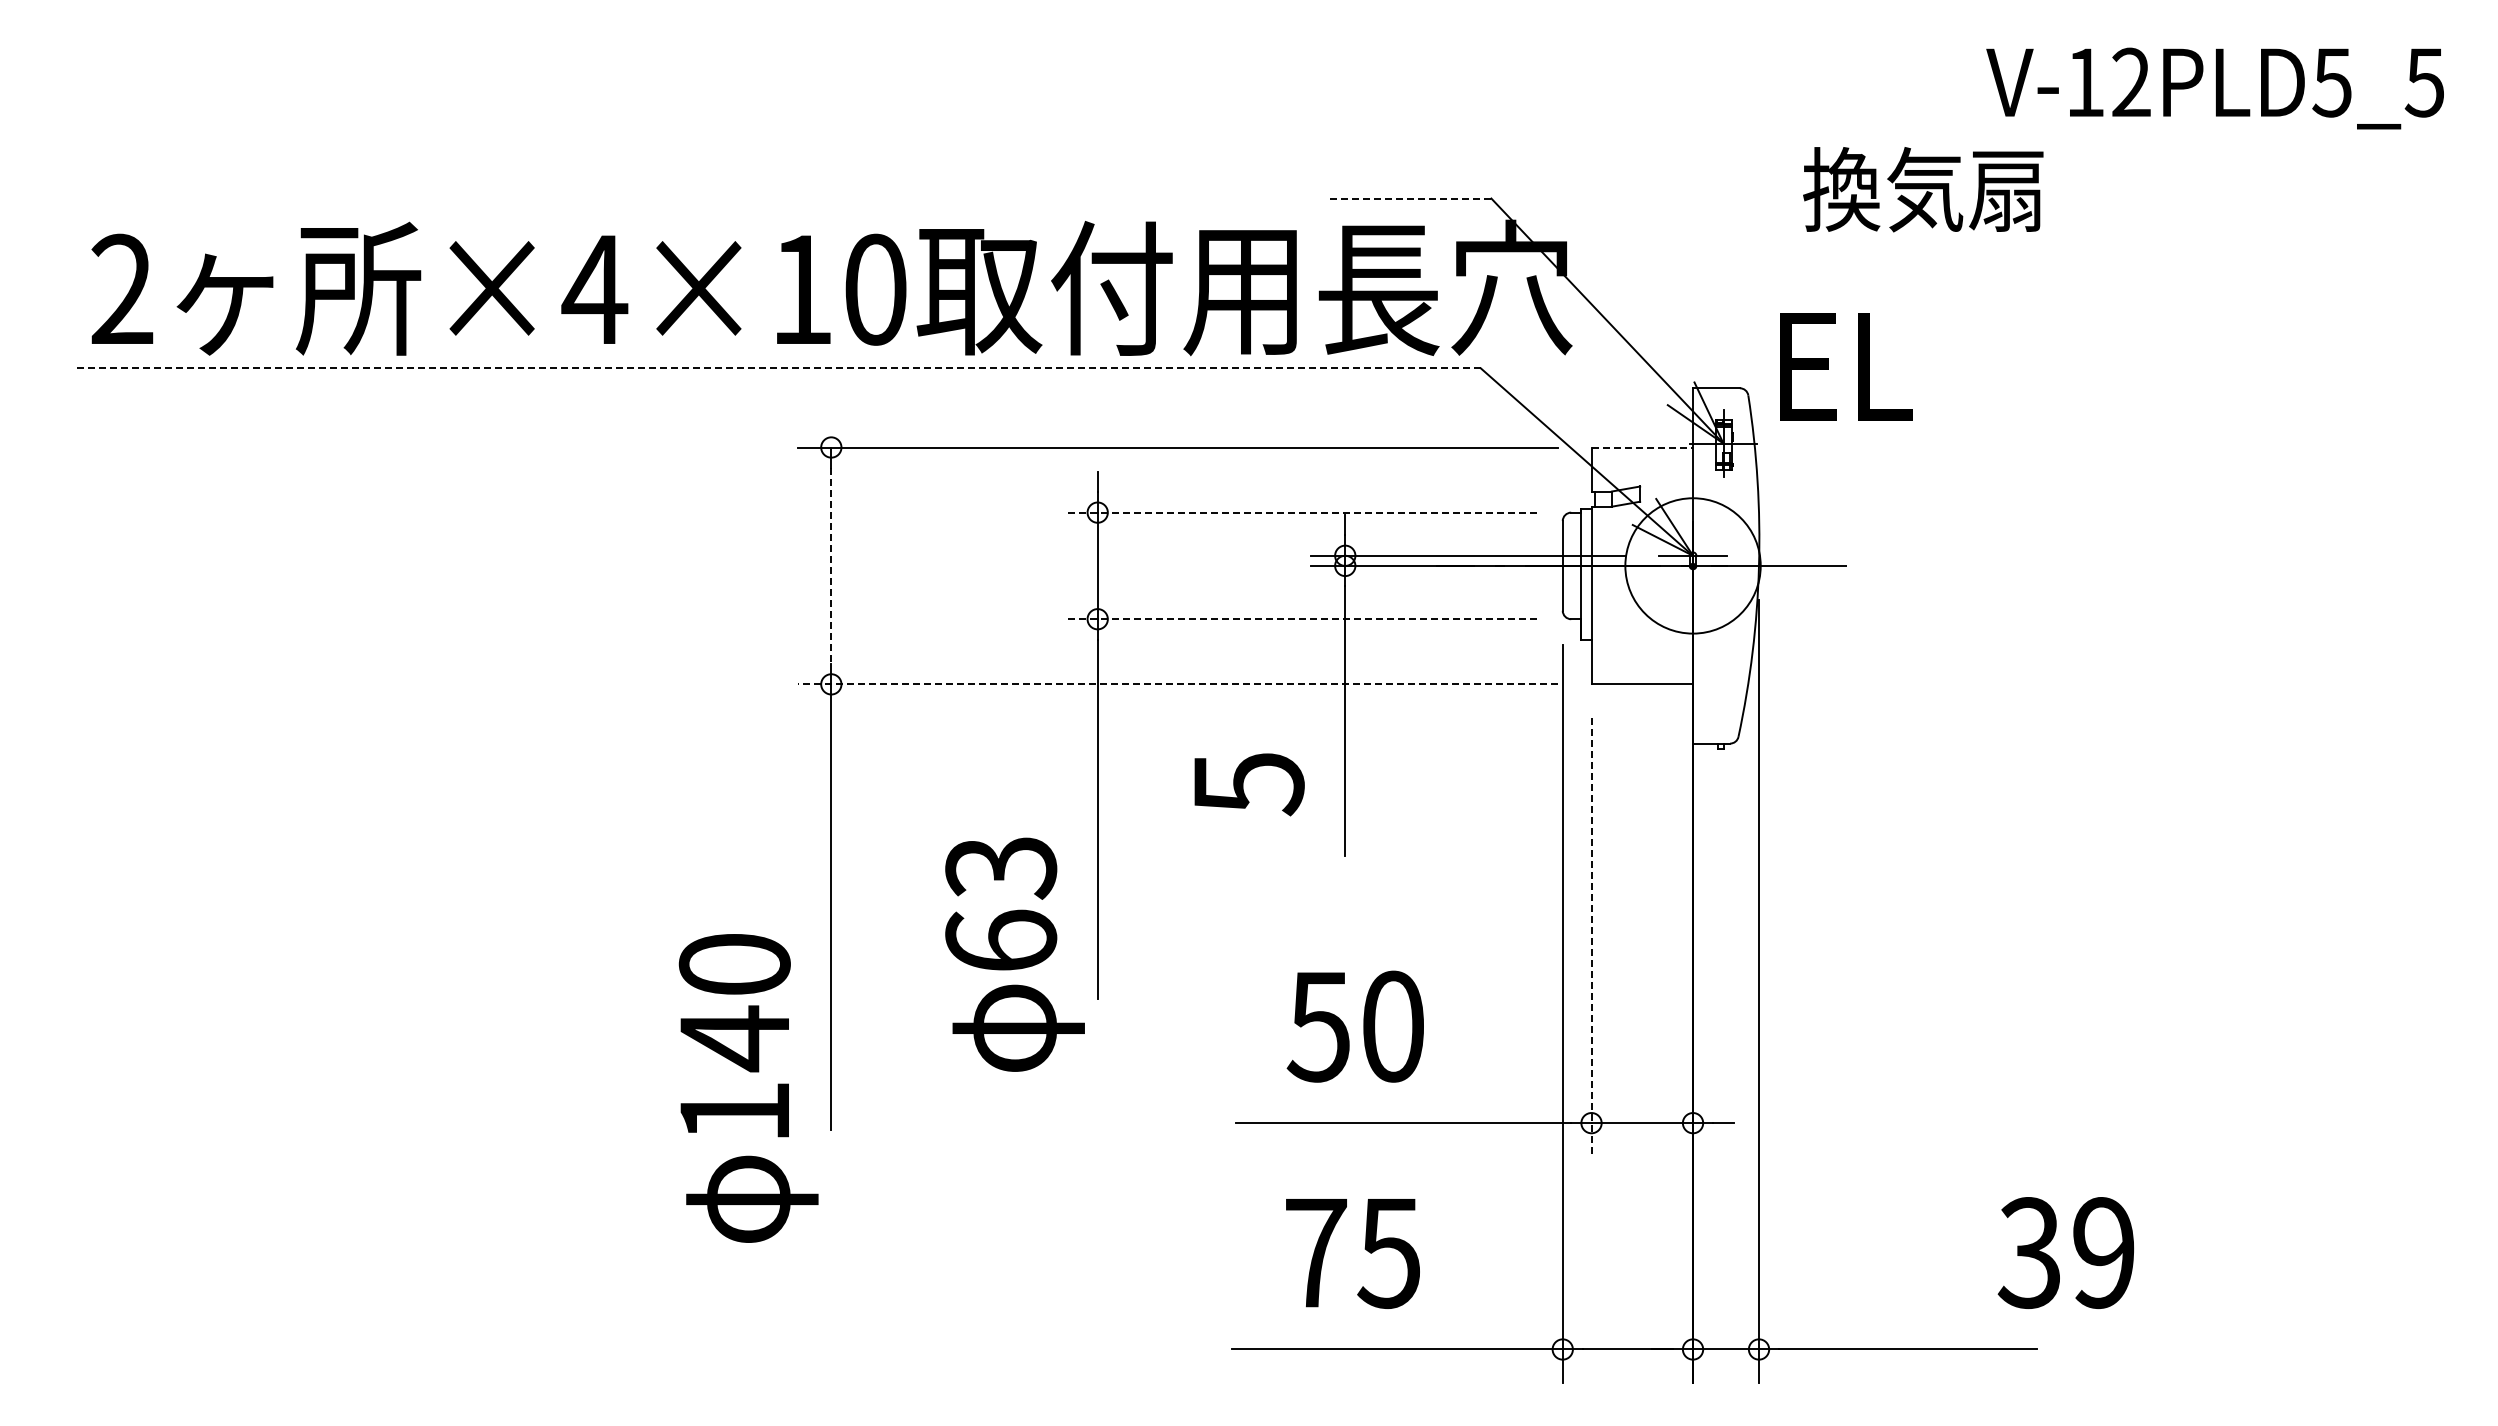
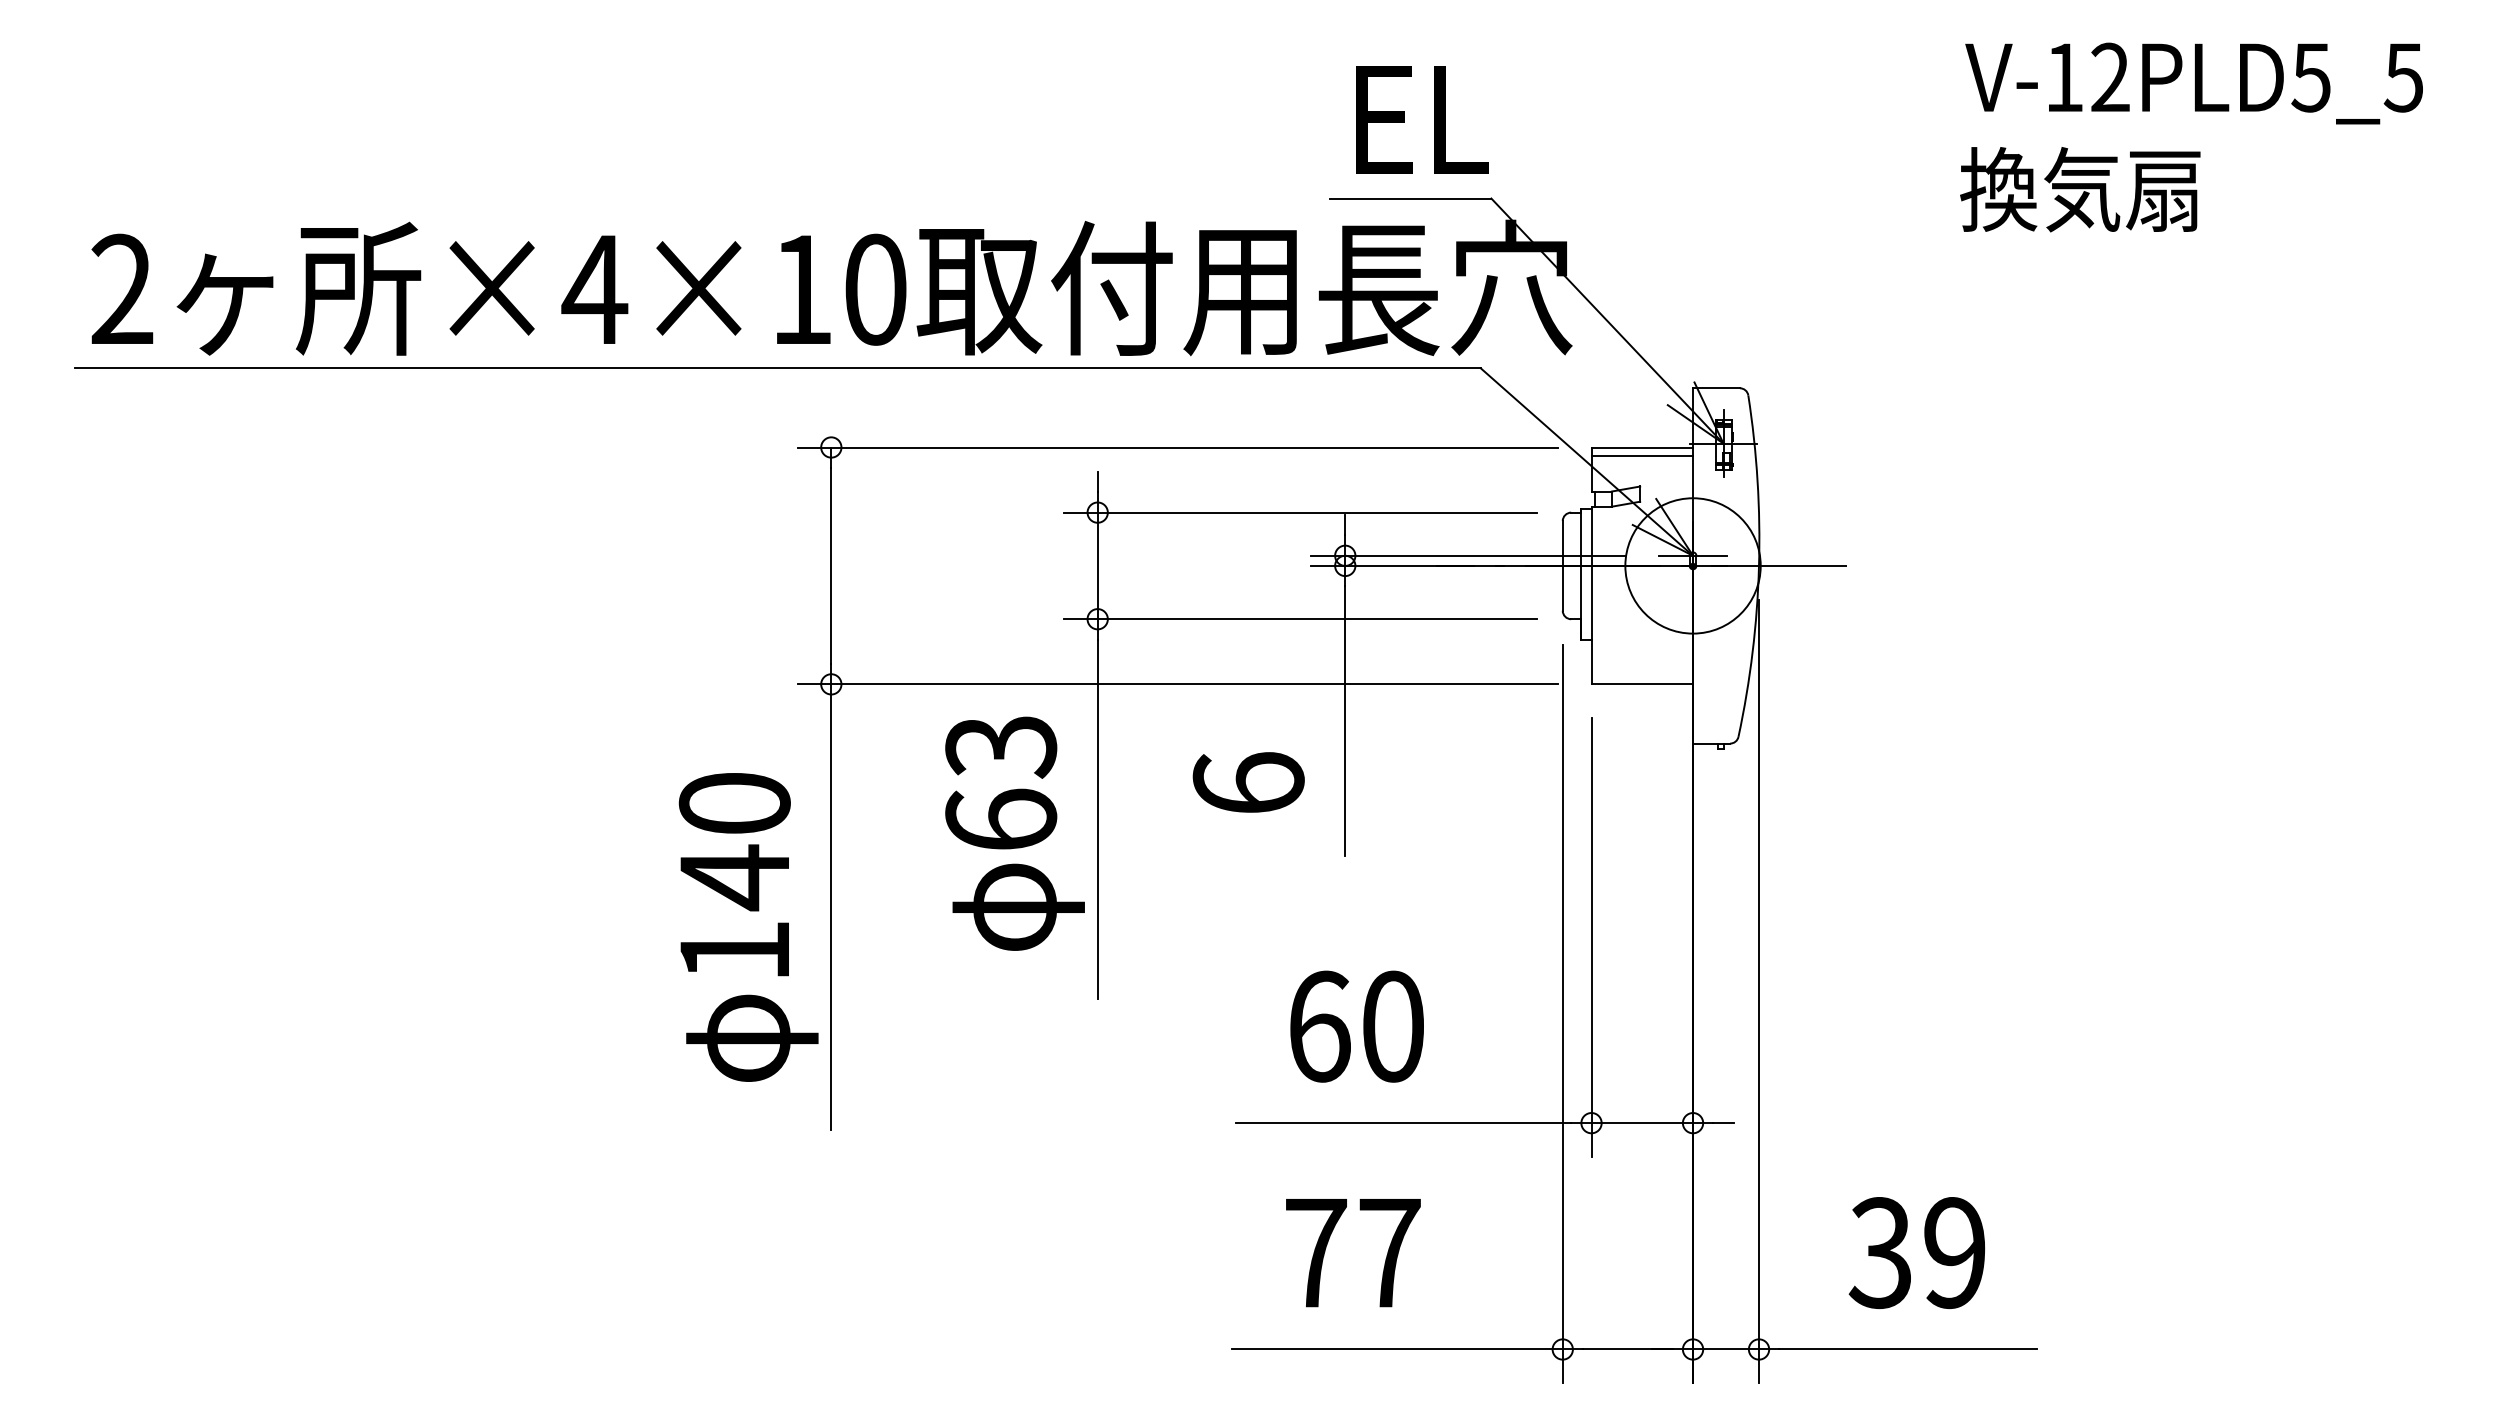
text position: (2214, 88) -> (2193, 83) (2193, 83)
text position: (1923, 189) -> (2080, 189) (2080, 189)
line: dashed -> solid (1410, 198)
text position: (1846, 366) -> (1422, 119) (1422, 119)
line: dashed -> solid (777, 368)
line: dashed -> solid (1642, 447)
line: none -> present (1642, 455)
line: dashed -> solid (1300, 512)
line: dashed -> solid (831, 566)
line: dashed -> solid (1300, 619)
line: dashed -> solid (1177, 684)
text: 5 -> 6 (1248, 784)
line: dashed -> solid (1591, 938)
text position: (1014, 954) -> (1014, 833) (1014, 833)
text: 50 -> 60 (1318, 1026)
text position: (748, 1088) -> (748, 927) (748, 927)
text position: (2065, 1252) -> (1916, 1252) (1916, 1252)
text: 75 -> 77 (1388, 1254)
